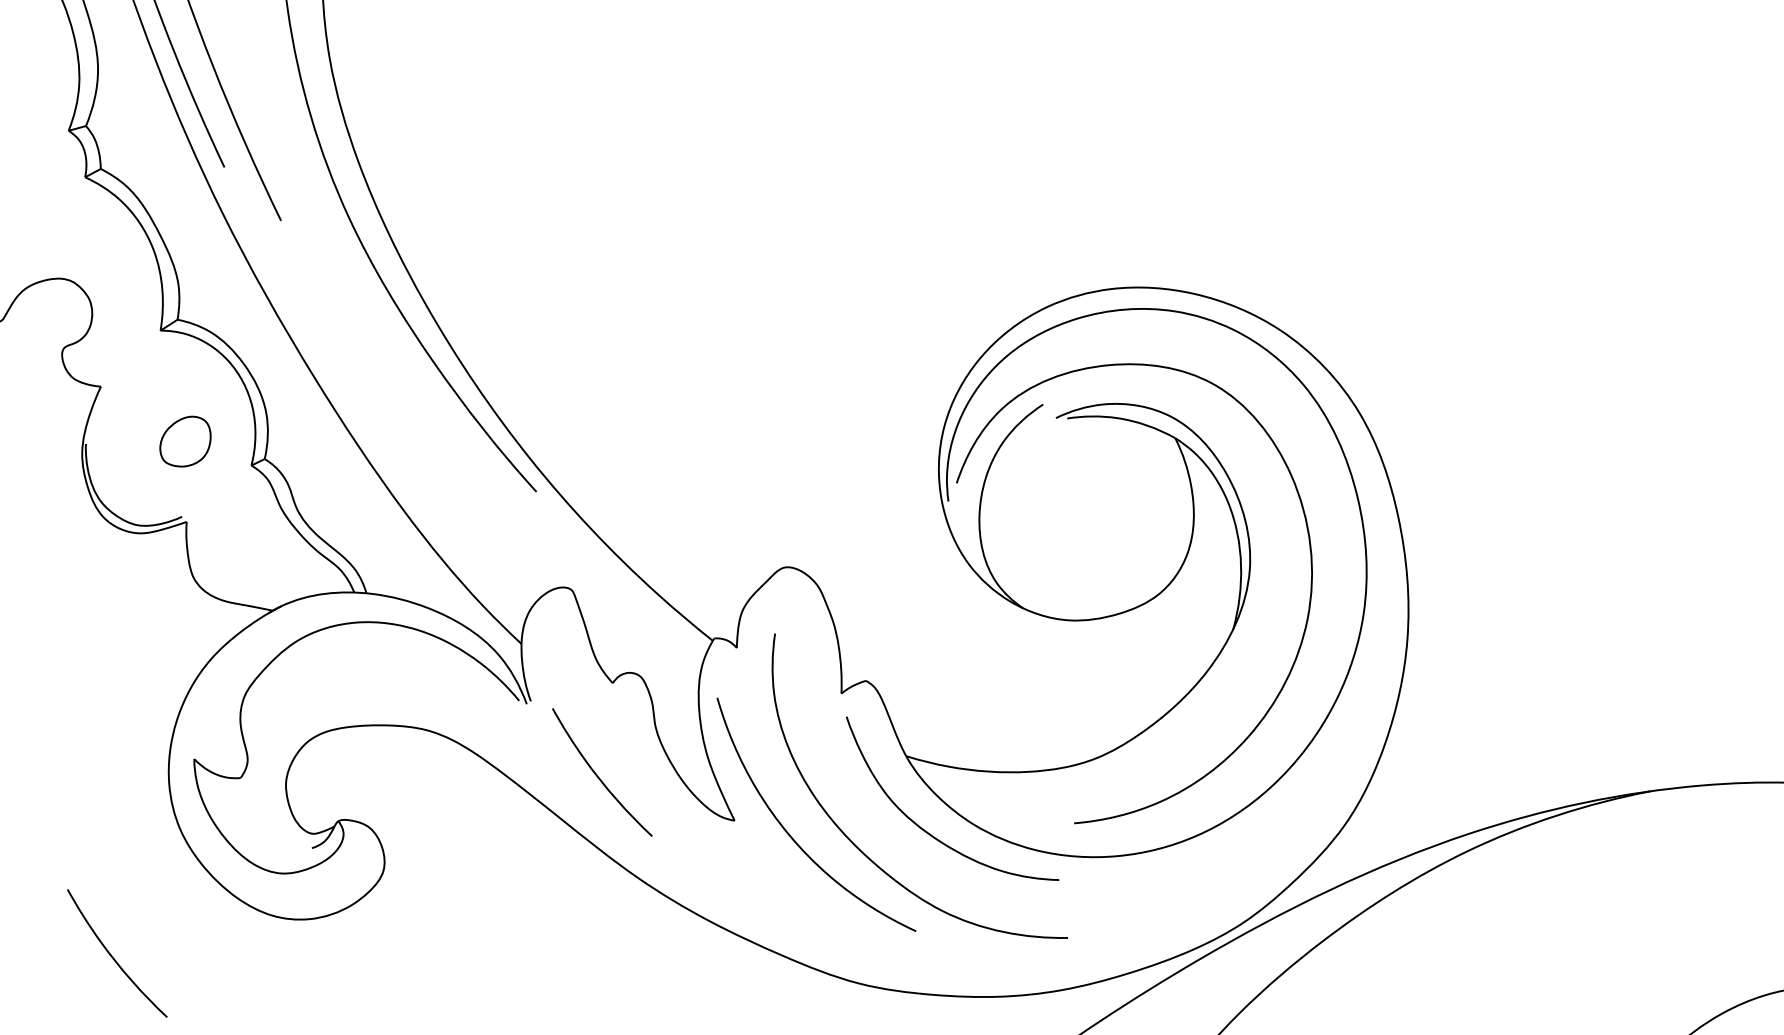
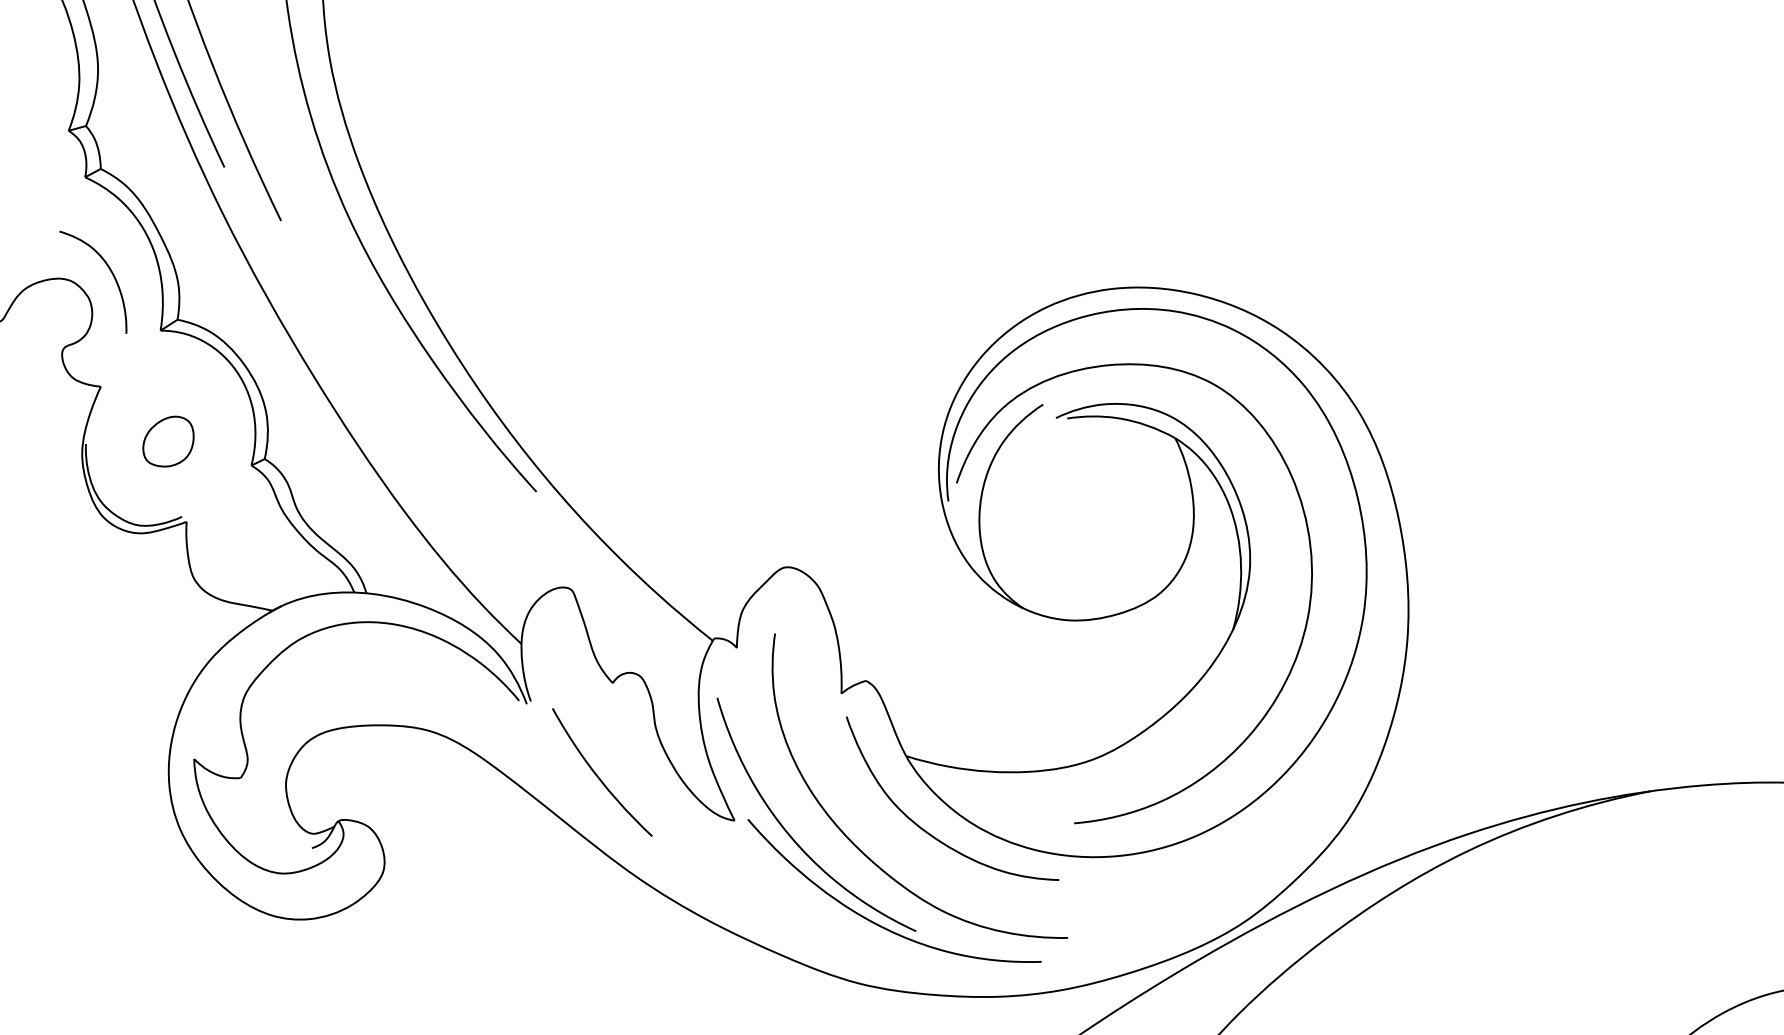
curve: none -> present (109, 270)
part position: (185, 441) -> (168, 441) (168, 441)
curve: none -> present (877, 923)
curve: present -> none (112, 955)
